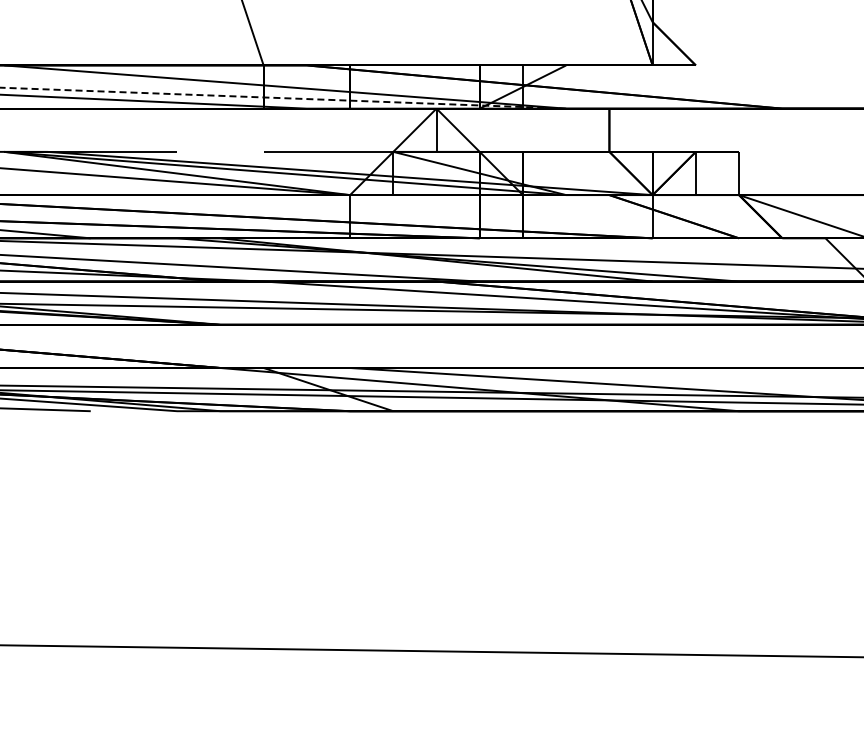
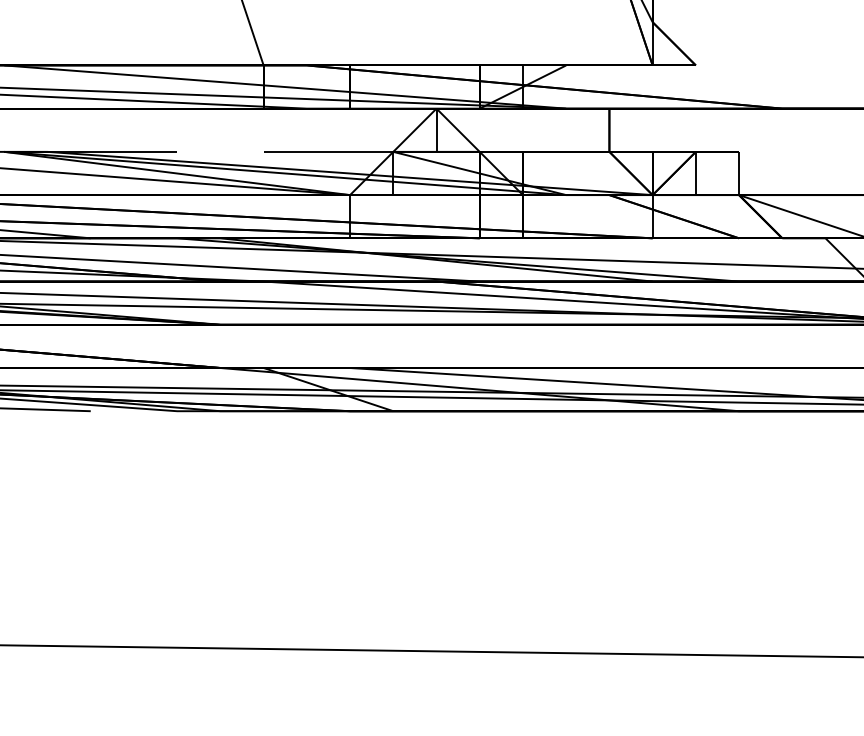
line: dashed -> solid (283, 98)
